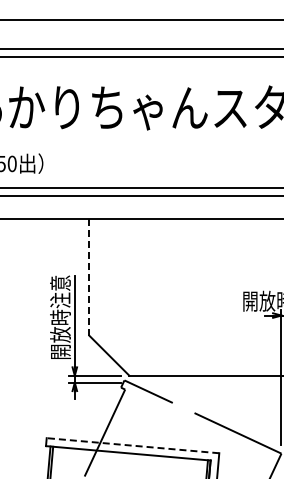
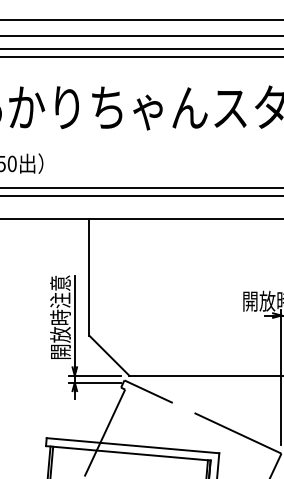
line: none -> present (141, 36)
line: dashed -> solid (89, 276)
line: dashed -> solid (133, 445)
